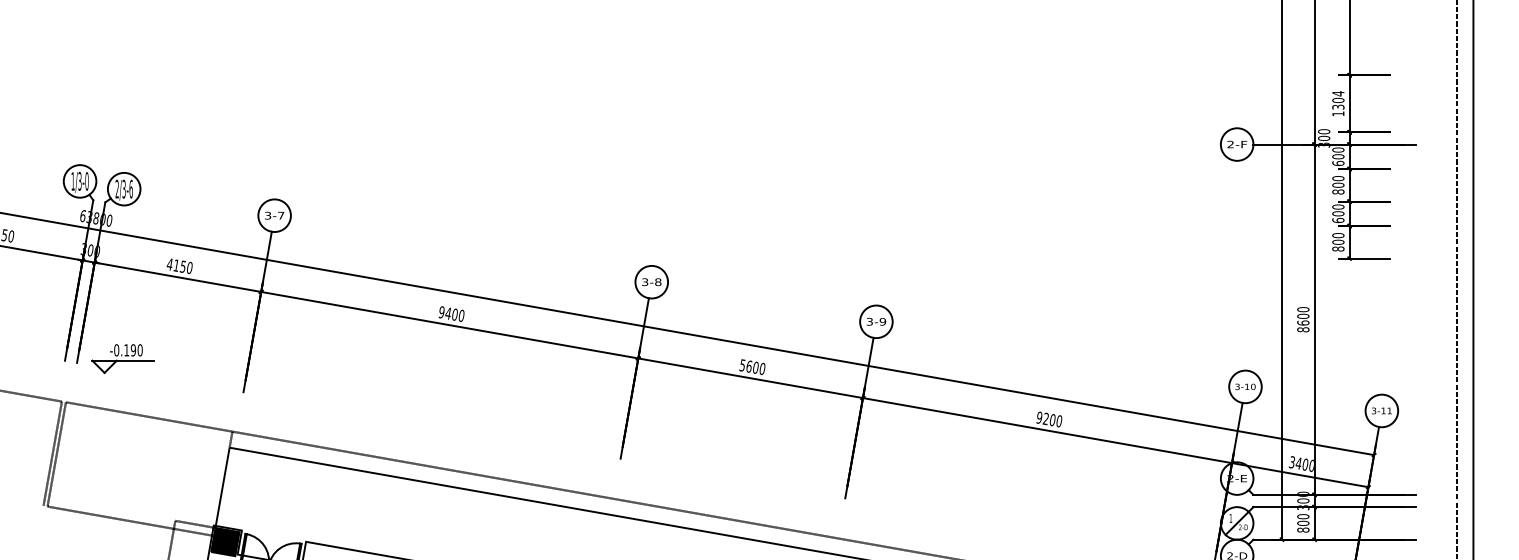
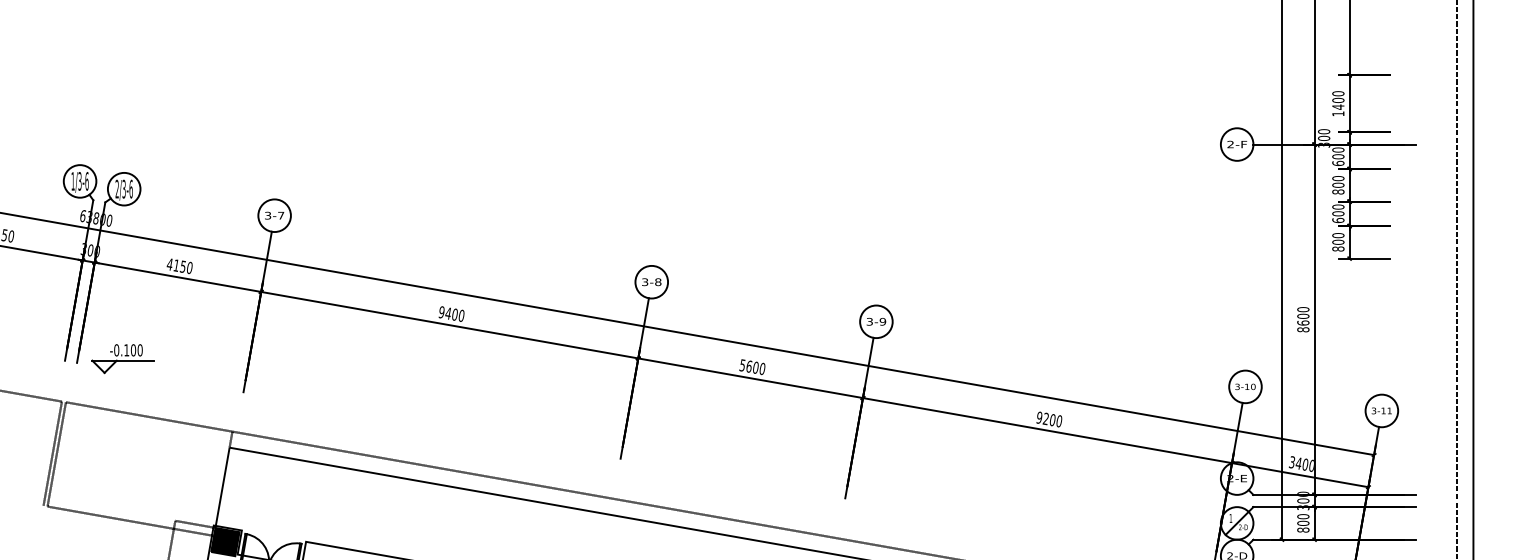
text: 1304 -> 1400 (1338, 100)
text: 1/3-0 -> 1/3-6 (86, 181)
text: -0.190 -> -0.100 (132, 350)
